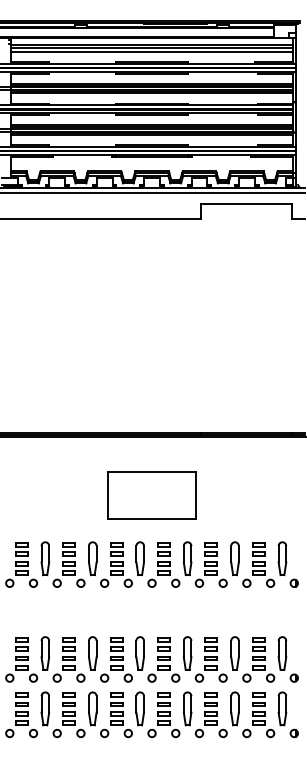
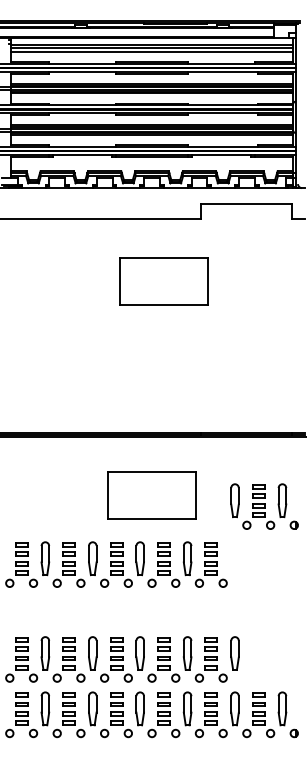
line: present -> none (152, 193)
part: none -> present (163, 281)
part position: (264, 564) -> (264, 506) (264, 506)
part: present -> none (270, 659)
